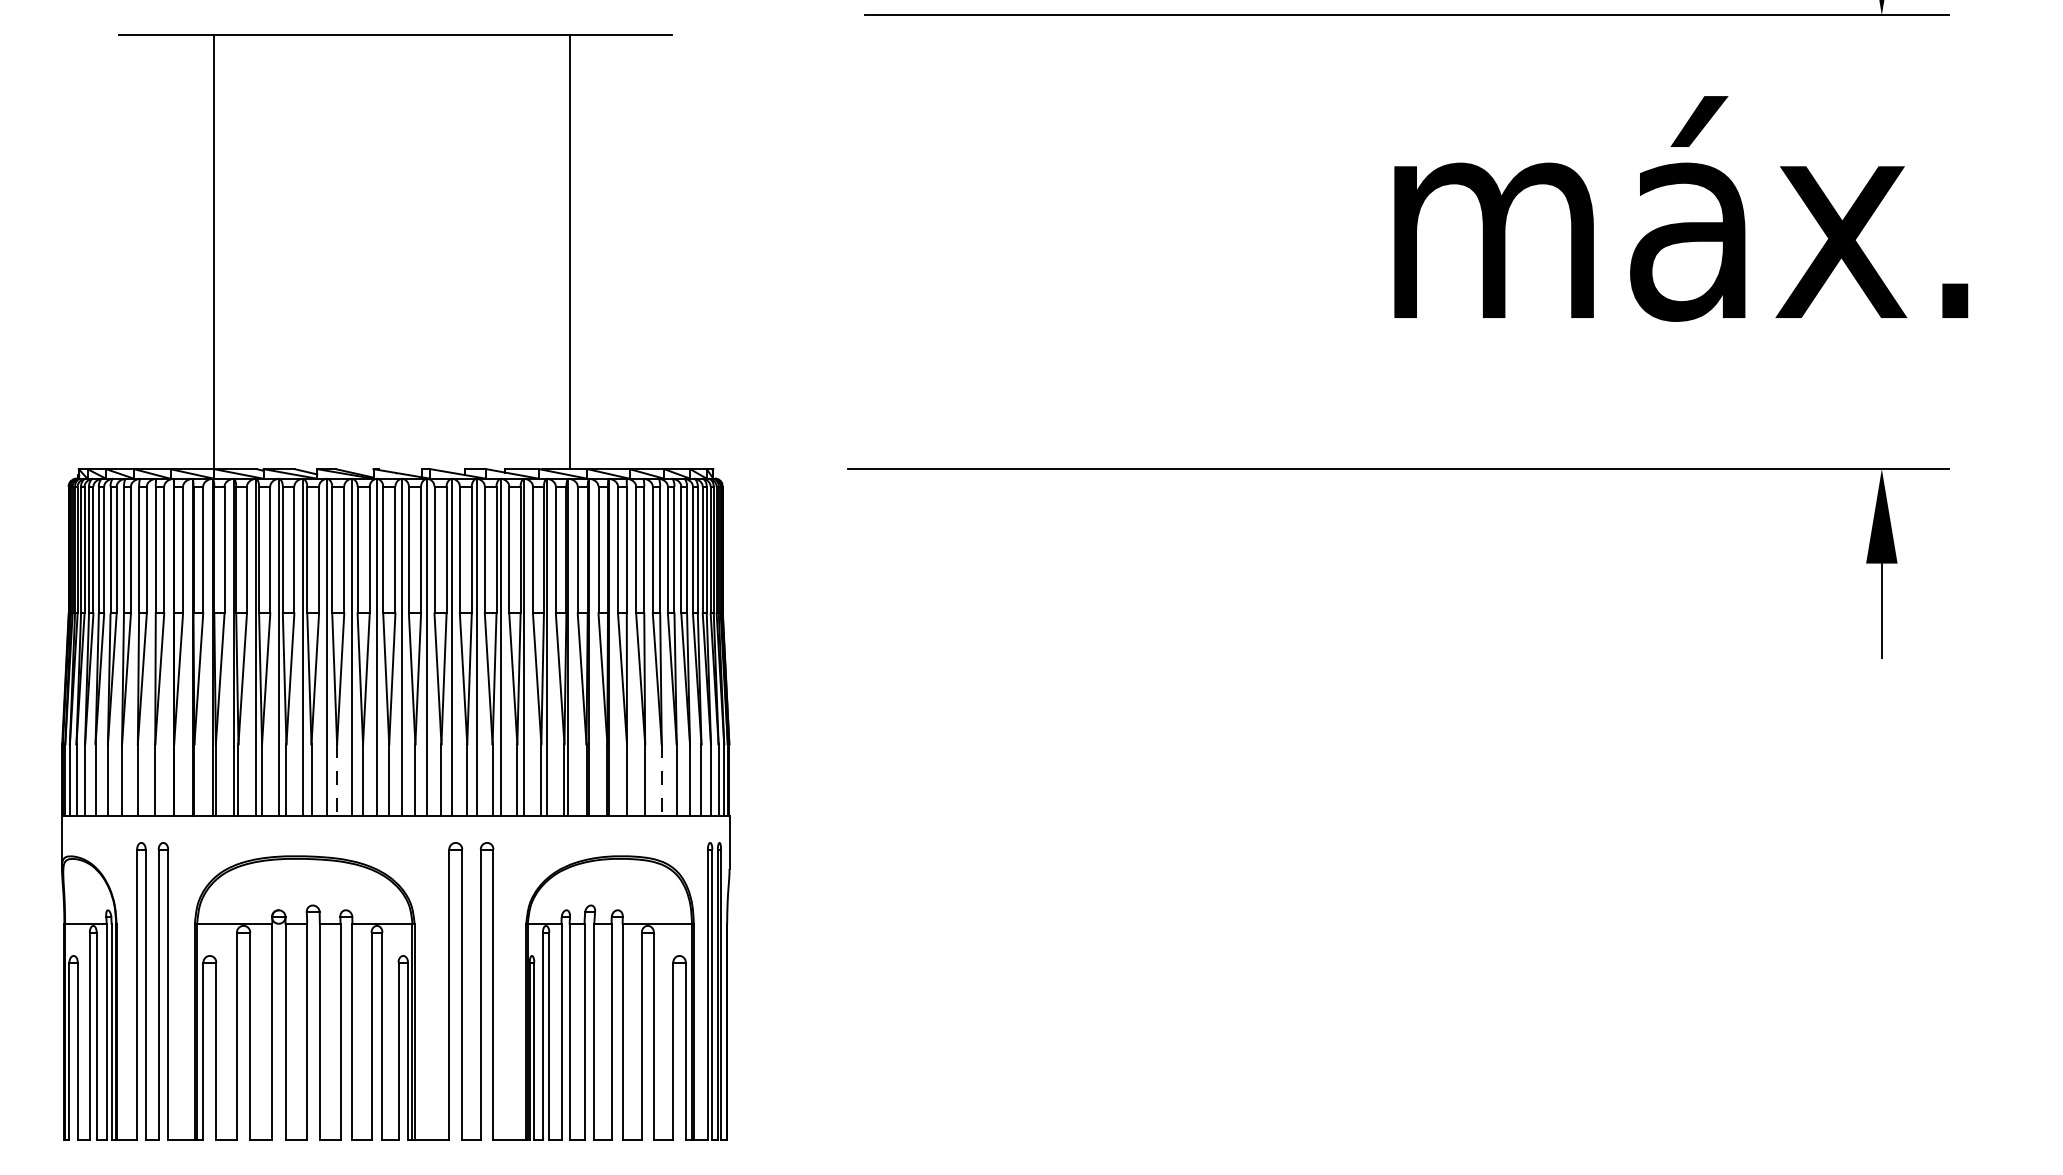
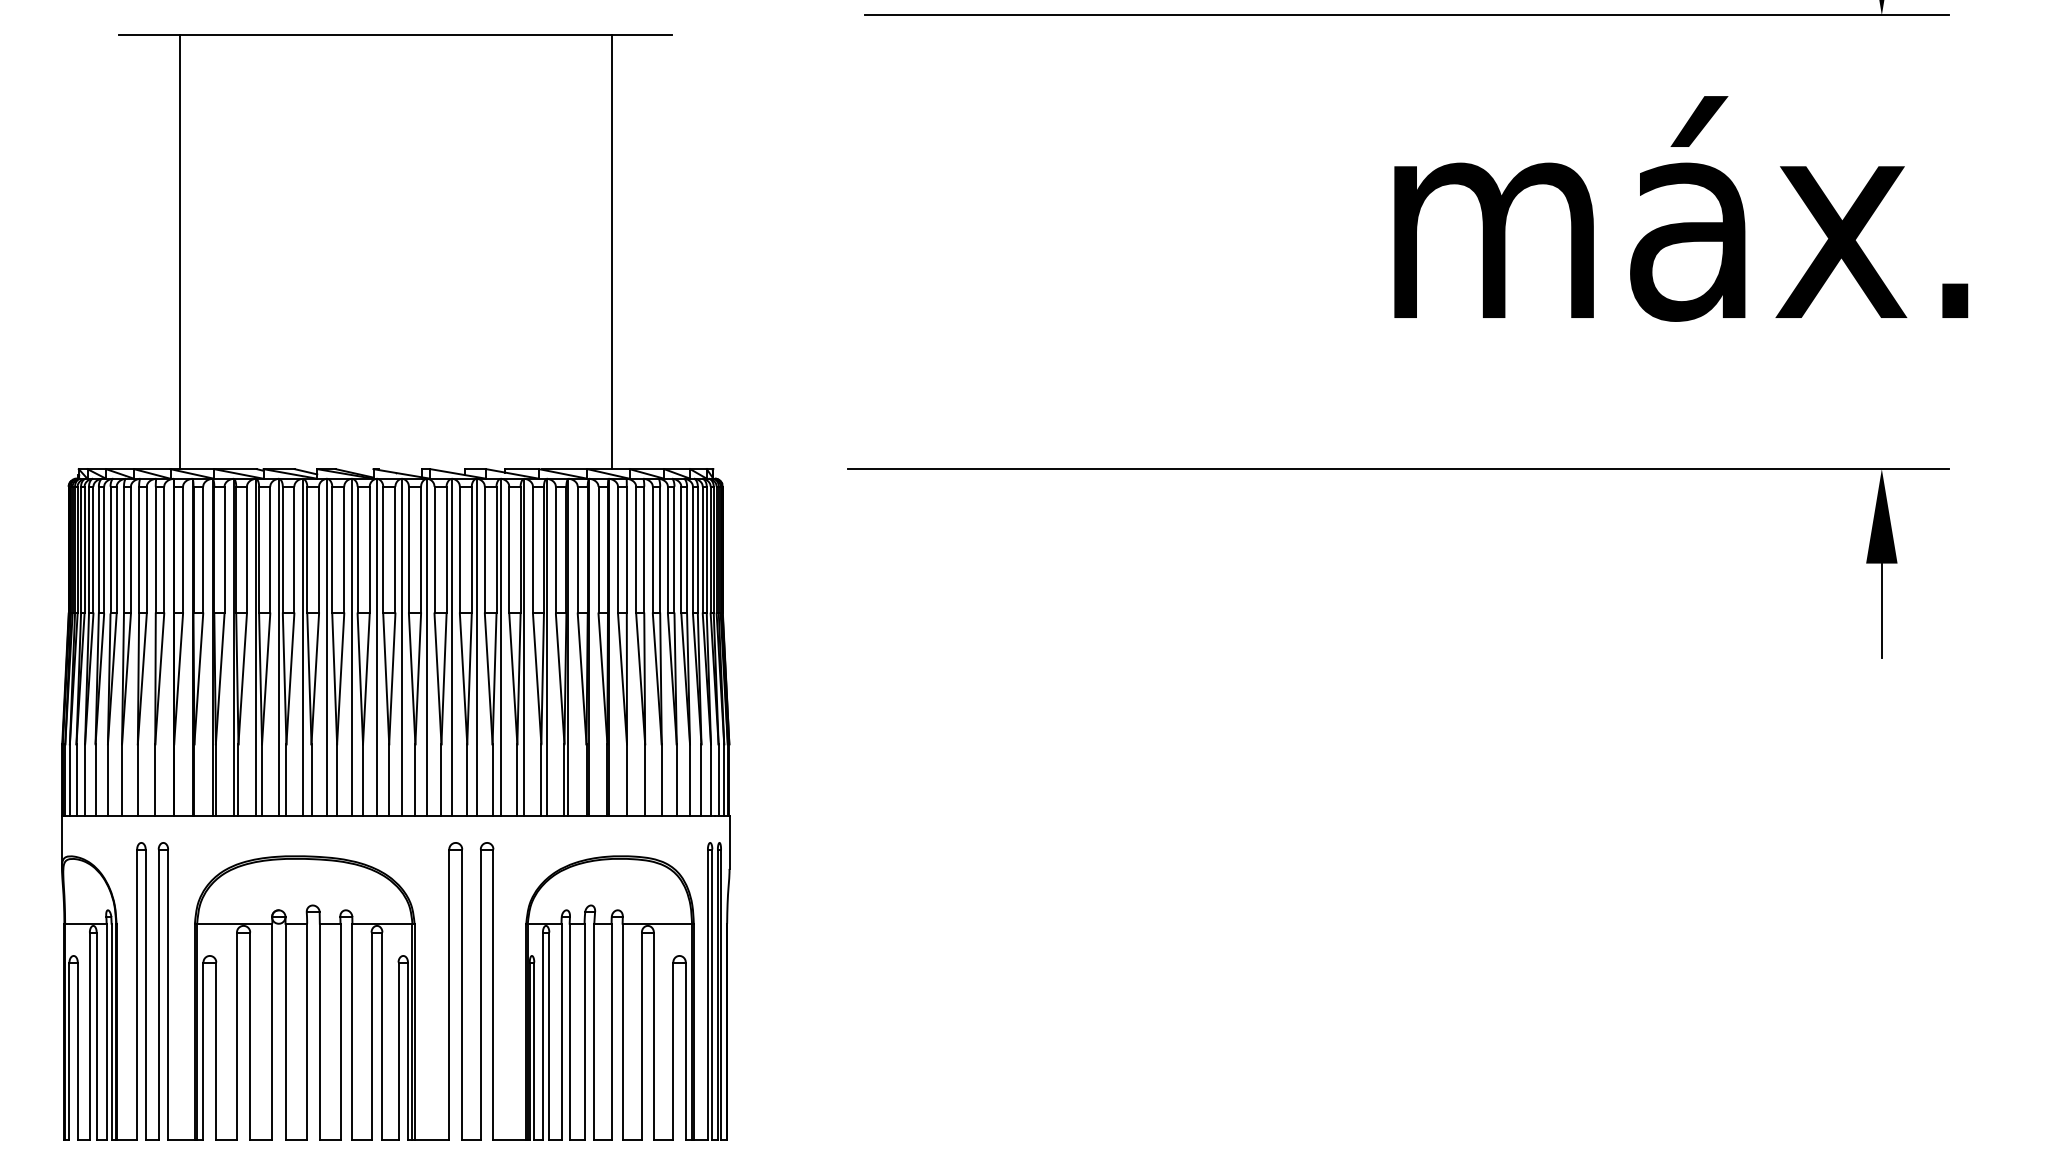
line position: (213, 252) -> (179, 252) (179, 252)
line position: (569, 252) -> (611, 252) (611, 252)
line: dashed -> solid (337, 780)
line: dashed -> solid (661, 780)
